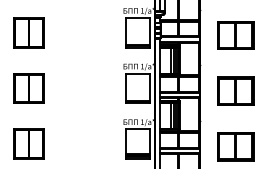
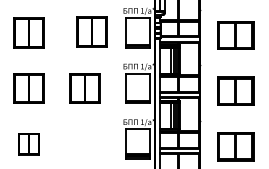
part: none -> present (91, 31)
part: none -> present (84, 88)
part size: 32x32 px -> 22x23 px (28, 144)
